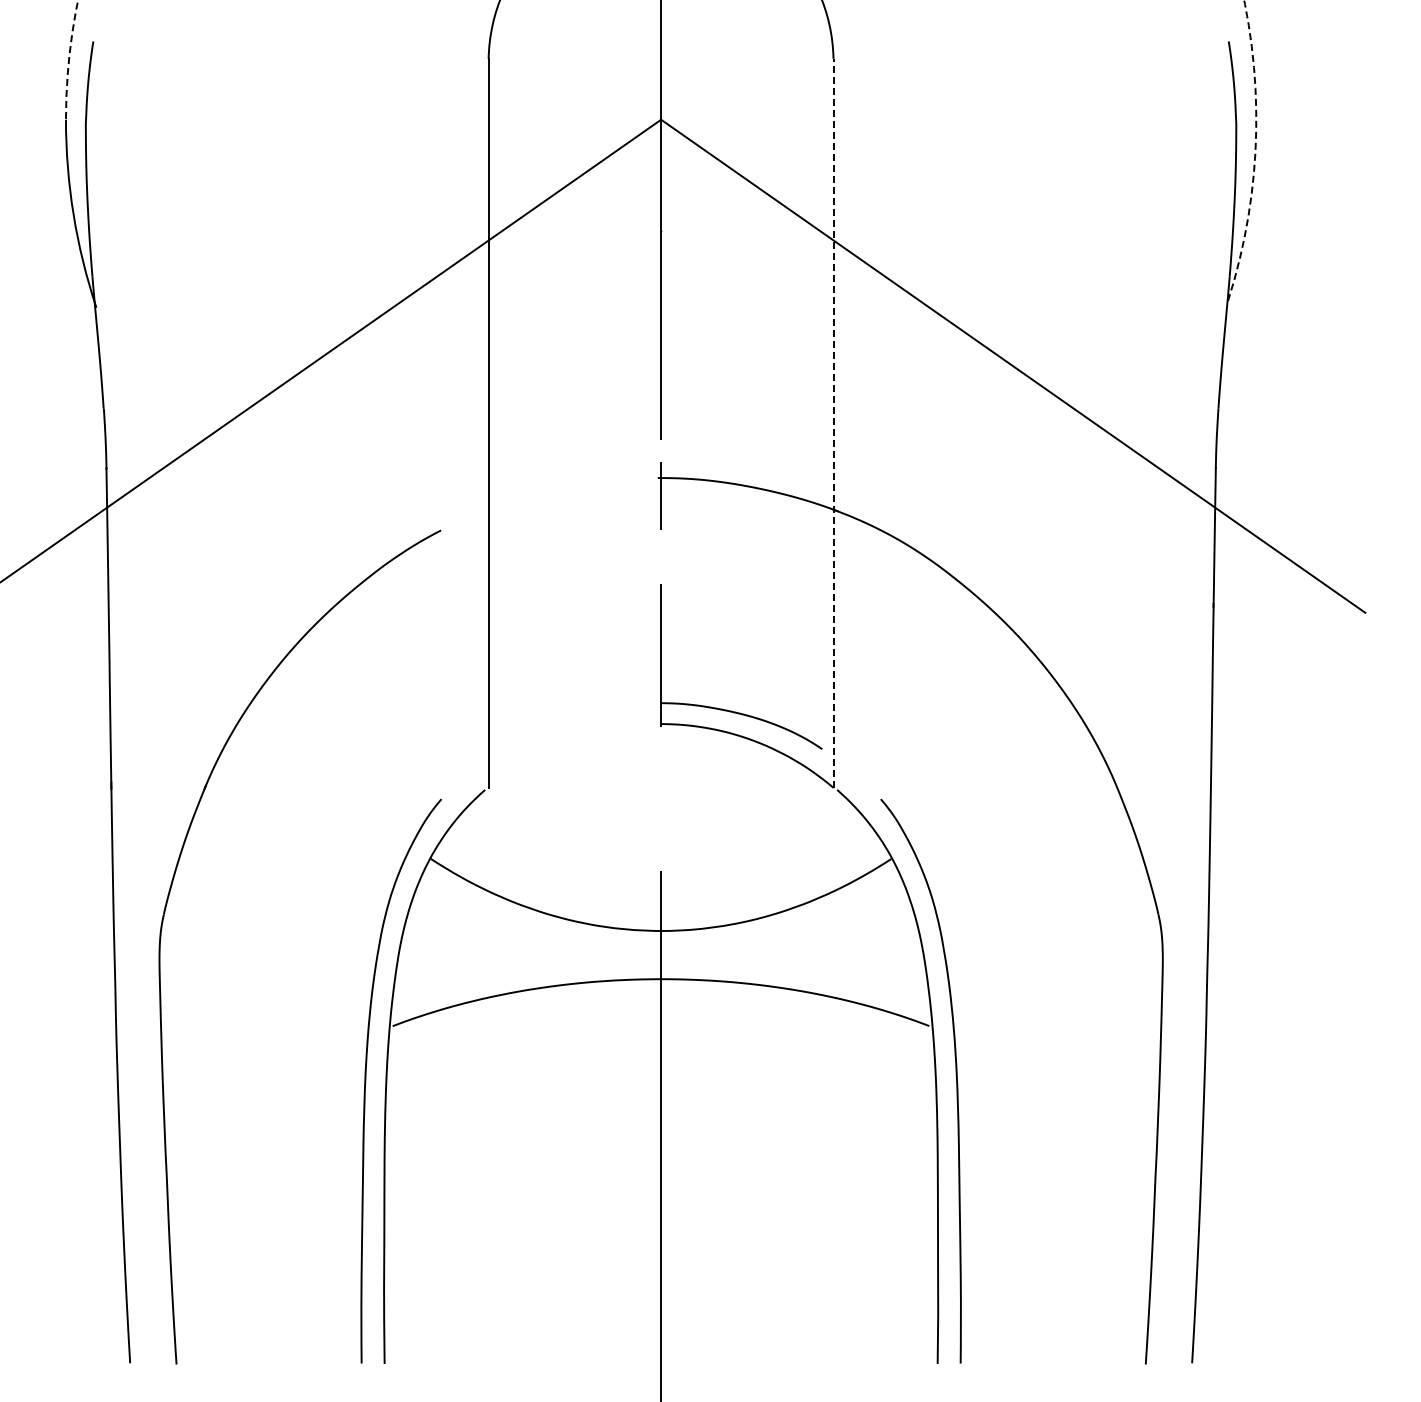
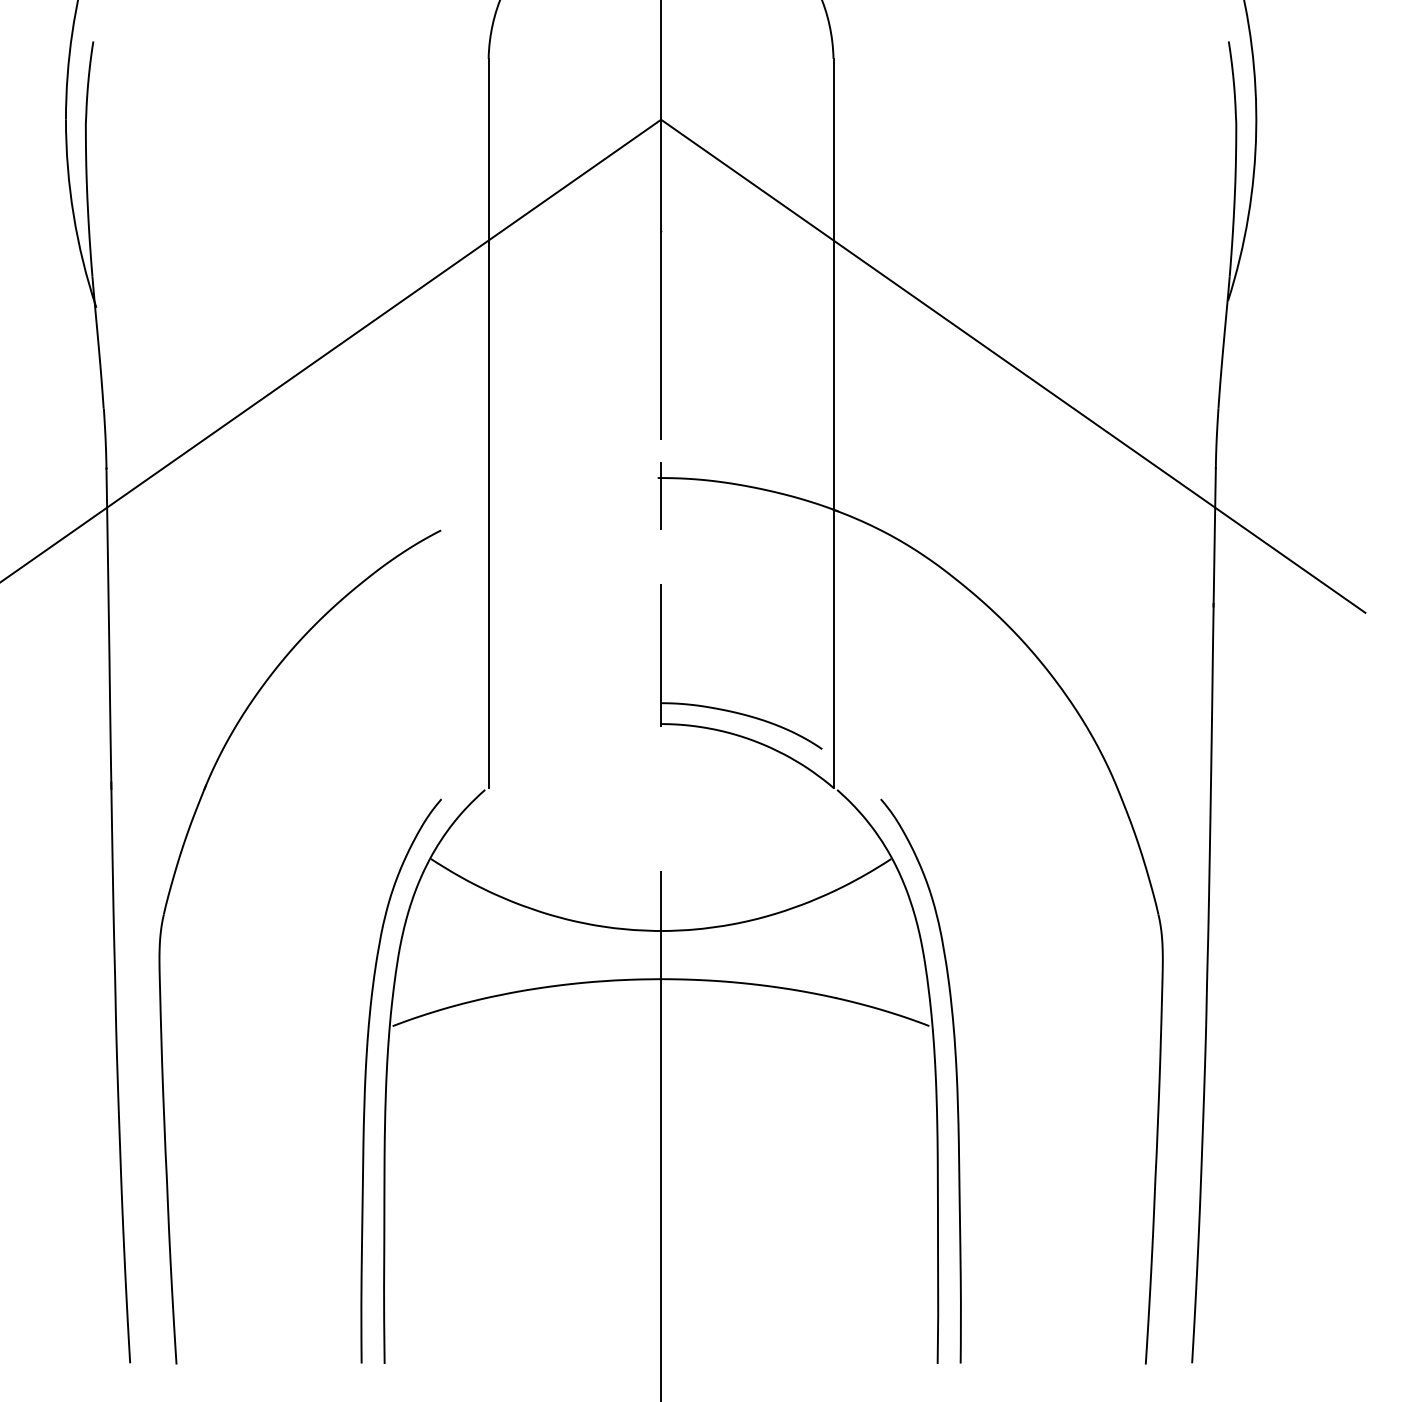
arc: dashed -> solid (1255, 90)
line: dashed -> solid (833, 422)
